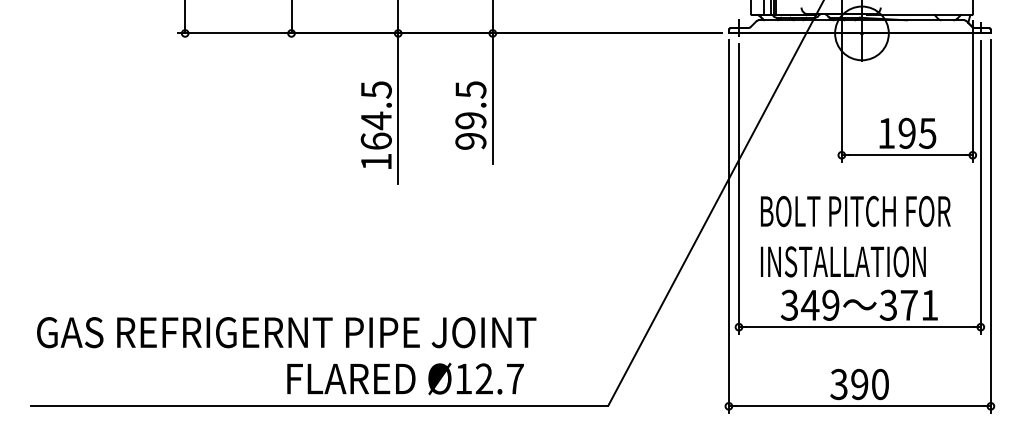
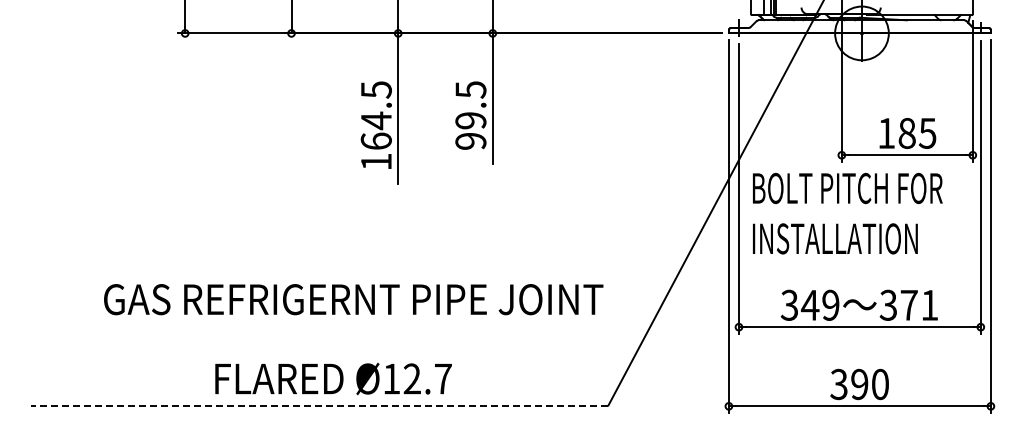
text: 195 -> 185 (906, 132)
text position: (855, 236) -> (847, 213) (847, 213)
text position: (286, 332) -> (353, 299) (353, 299)
text position: (405, 378) -> (333, 378) (333, 378)
line: solid -> dashed (319, 406)
